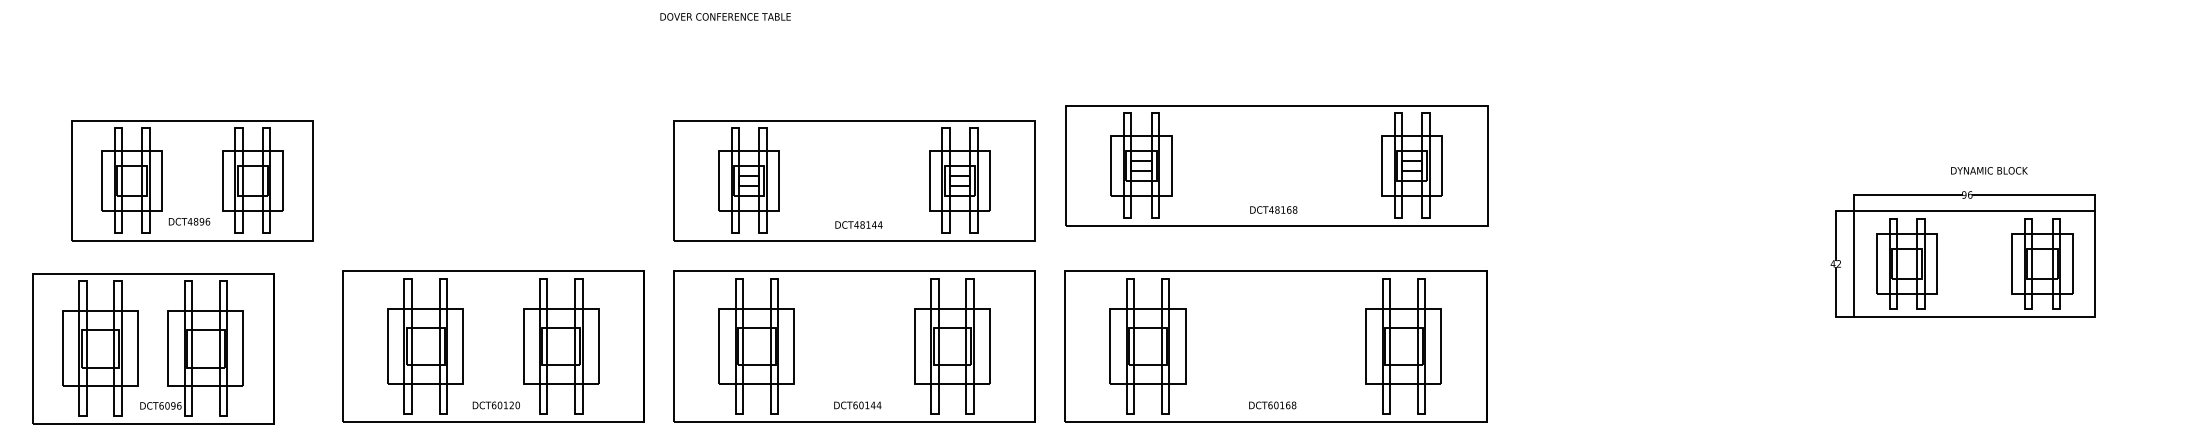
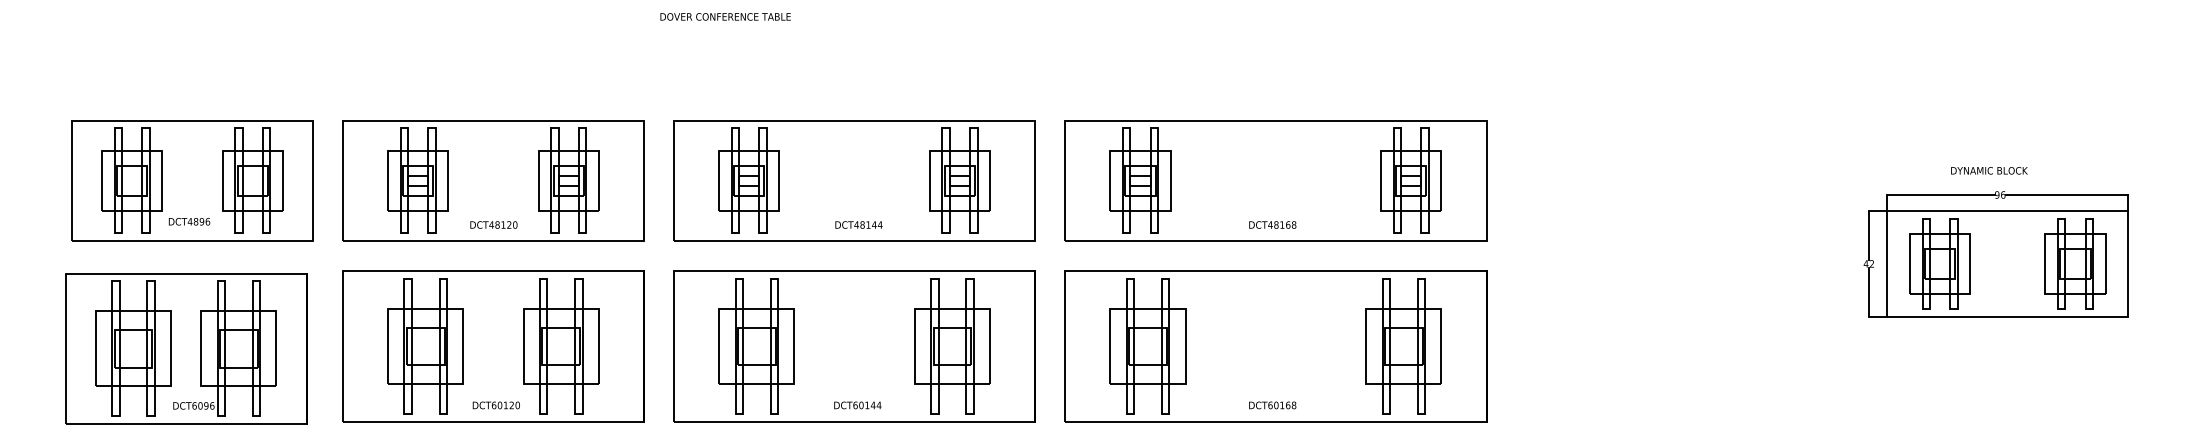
part position: (1276, 165) -> (1275, 180) (1275, 180)
part: none -> present (493, 180)
part position: (1962, 254) -> (1995, 254) (1995, 254)
part position: (153, 348) -> (186, 348) (186, 348)
